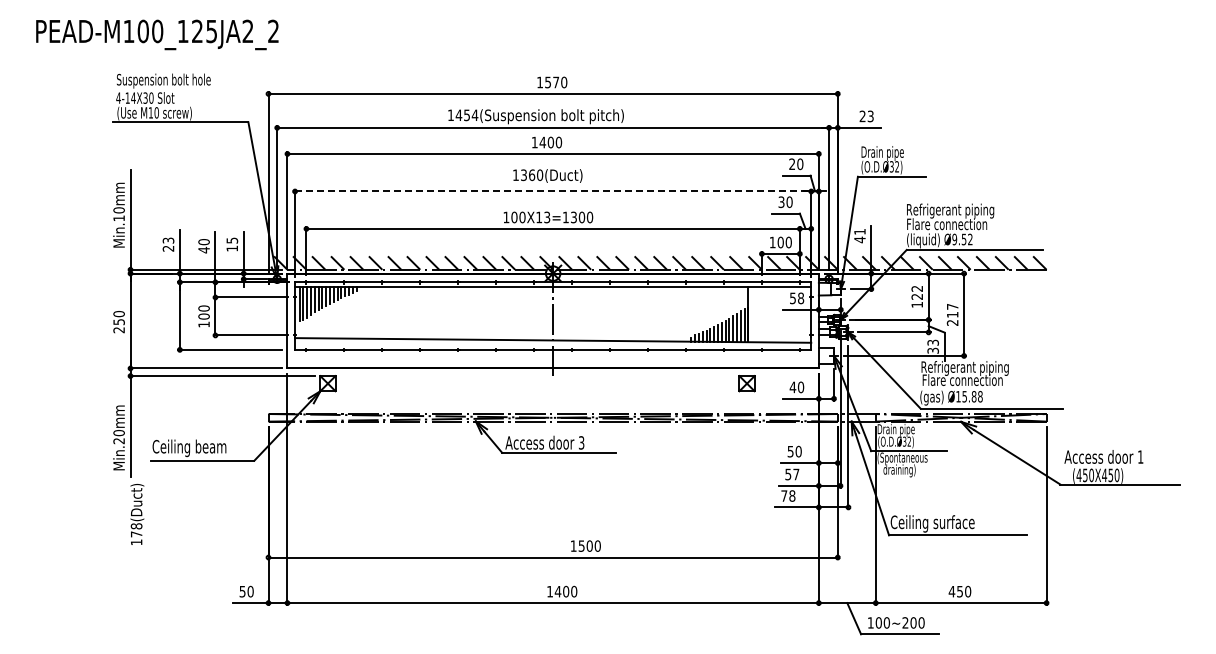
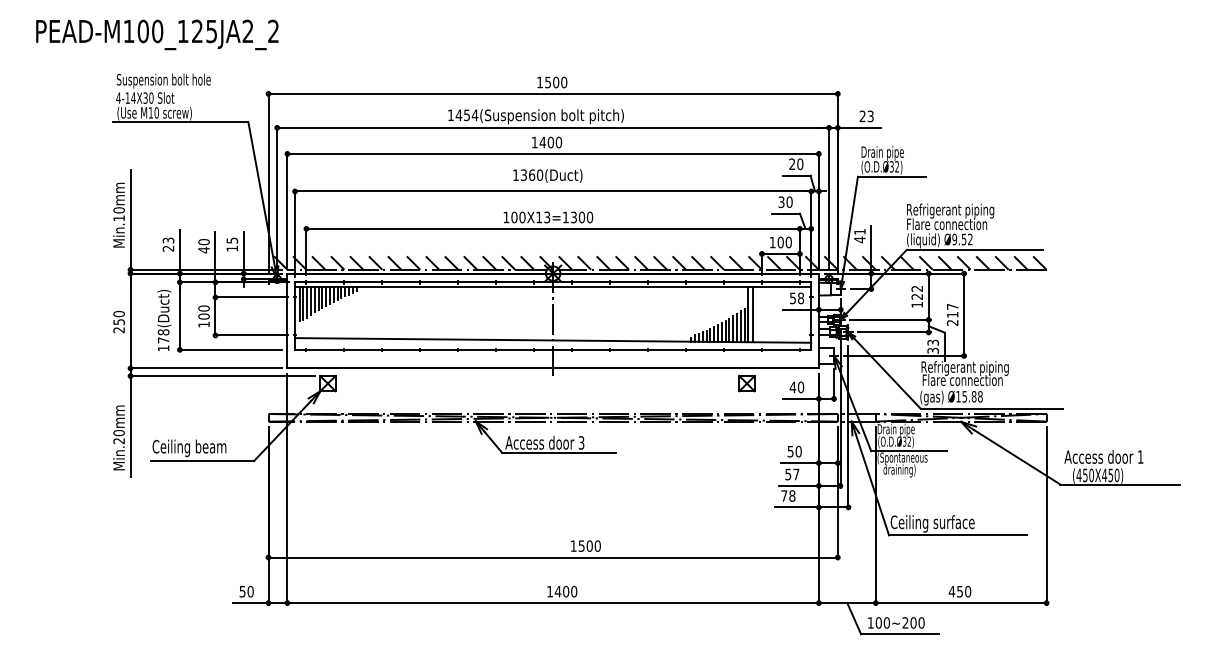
text: 1570 -> 1500 (556, 82)
line: dashed -> solid (553, 191)
line: none -> present (752, 314)
text position: (137, 514) -> (164, 320) (164, 320)
